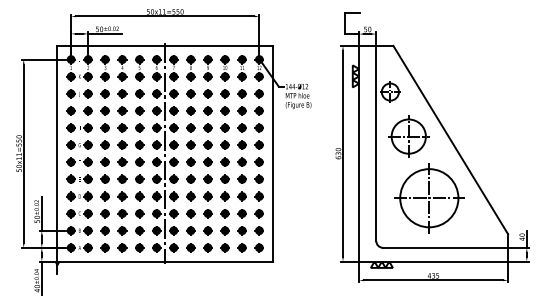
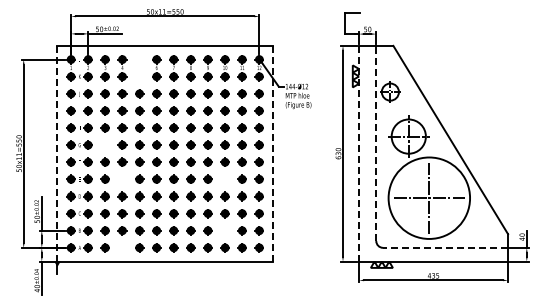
part: present -> none (139, 68)
line: solid -> dashed (376, 143)
part: present -> none (104, 144)
line: solid -> dashed (57, 153)
line: present -> none (165, 153)
line: solid -> dashed (273, 153)
line: solid -> dashed (359, 153)
part: present -> none (122, 178)
part: present -> none (224, 178)
circle diameter: 58 px -> 81 px (429, 197)
part: present -> none (224, 230)
part: present -> none (122, 247)
line: solid -> dashed (445, 247)
